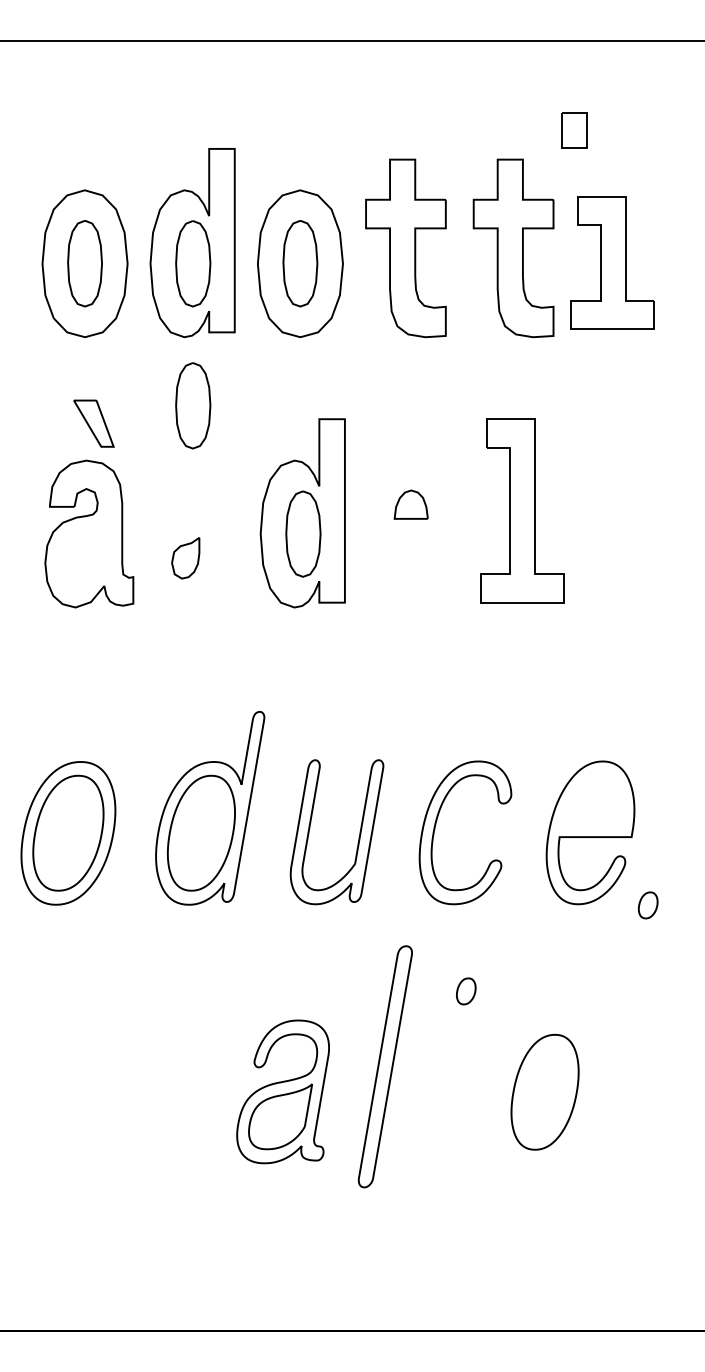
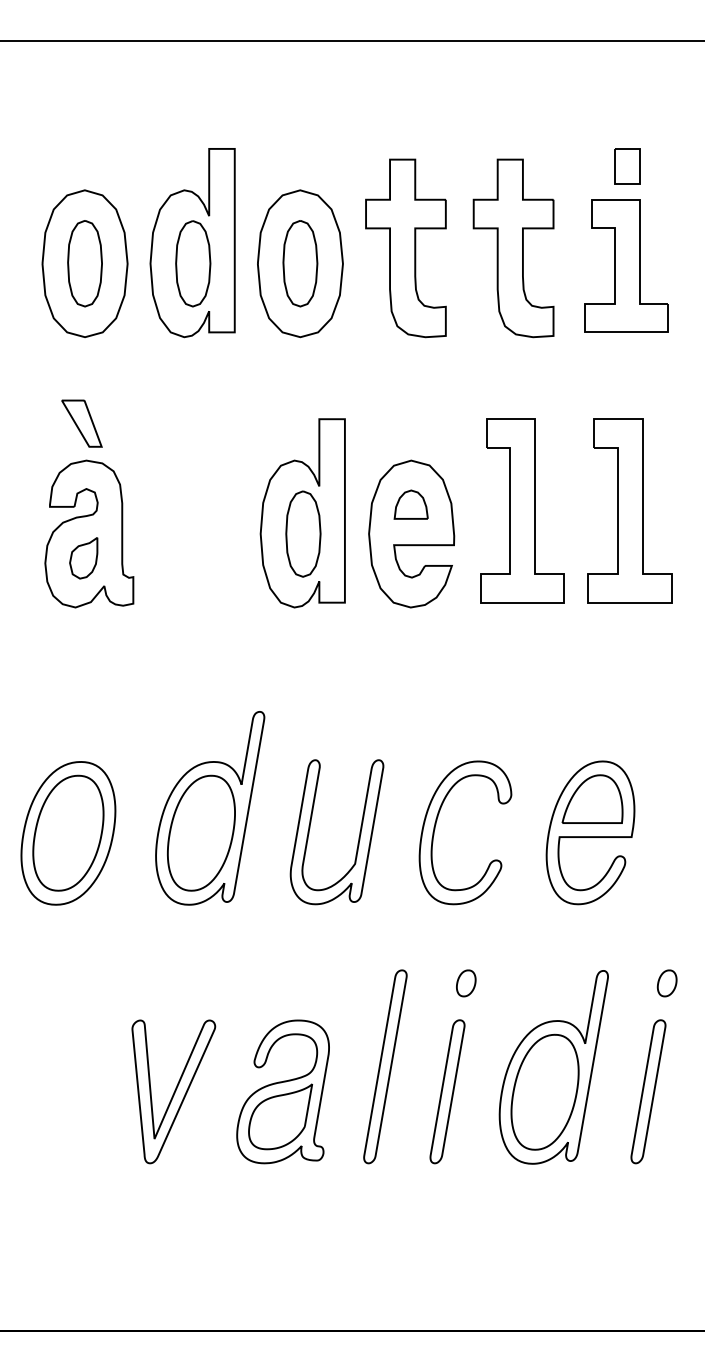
part position: (574, 130) -> (627, 166) (627, 166)
part position: (612, 262) -> (626, 265) (626, 265)
part: present -> none (193, 405)
part position: (93, 423) -> (81, 423) (81, 423)
part: none -> present (629, 510)
part: none -> present (411, 533)
part position: (185, 558) -> (83, 558) (83, 558)
part: none -> present (592, 798)
part position: (647, 905) -> (666, 983) (666, 983)
part position: (466, 991) -> (466, 983) (466, 983)
part size: 56x244 px -> 45x196 px (385, 1066)
part: none -> present (553, 1067)
part: none -> present (173, 1091)
part: none -> present (447, 1091)
part: none -> present (648, 1091)
